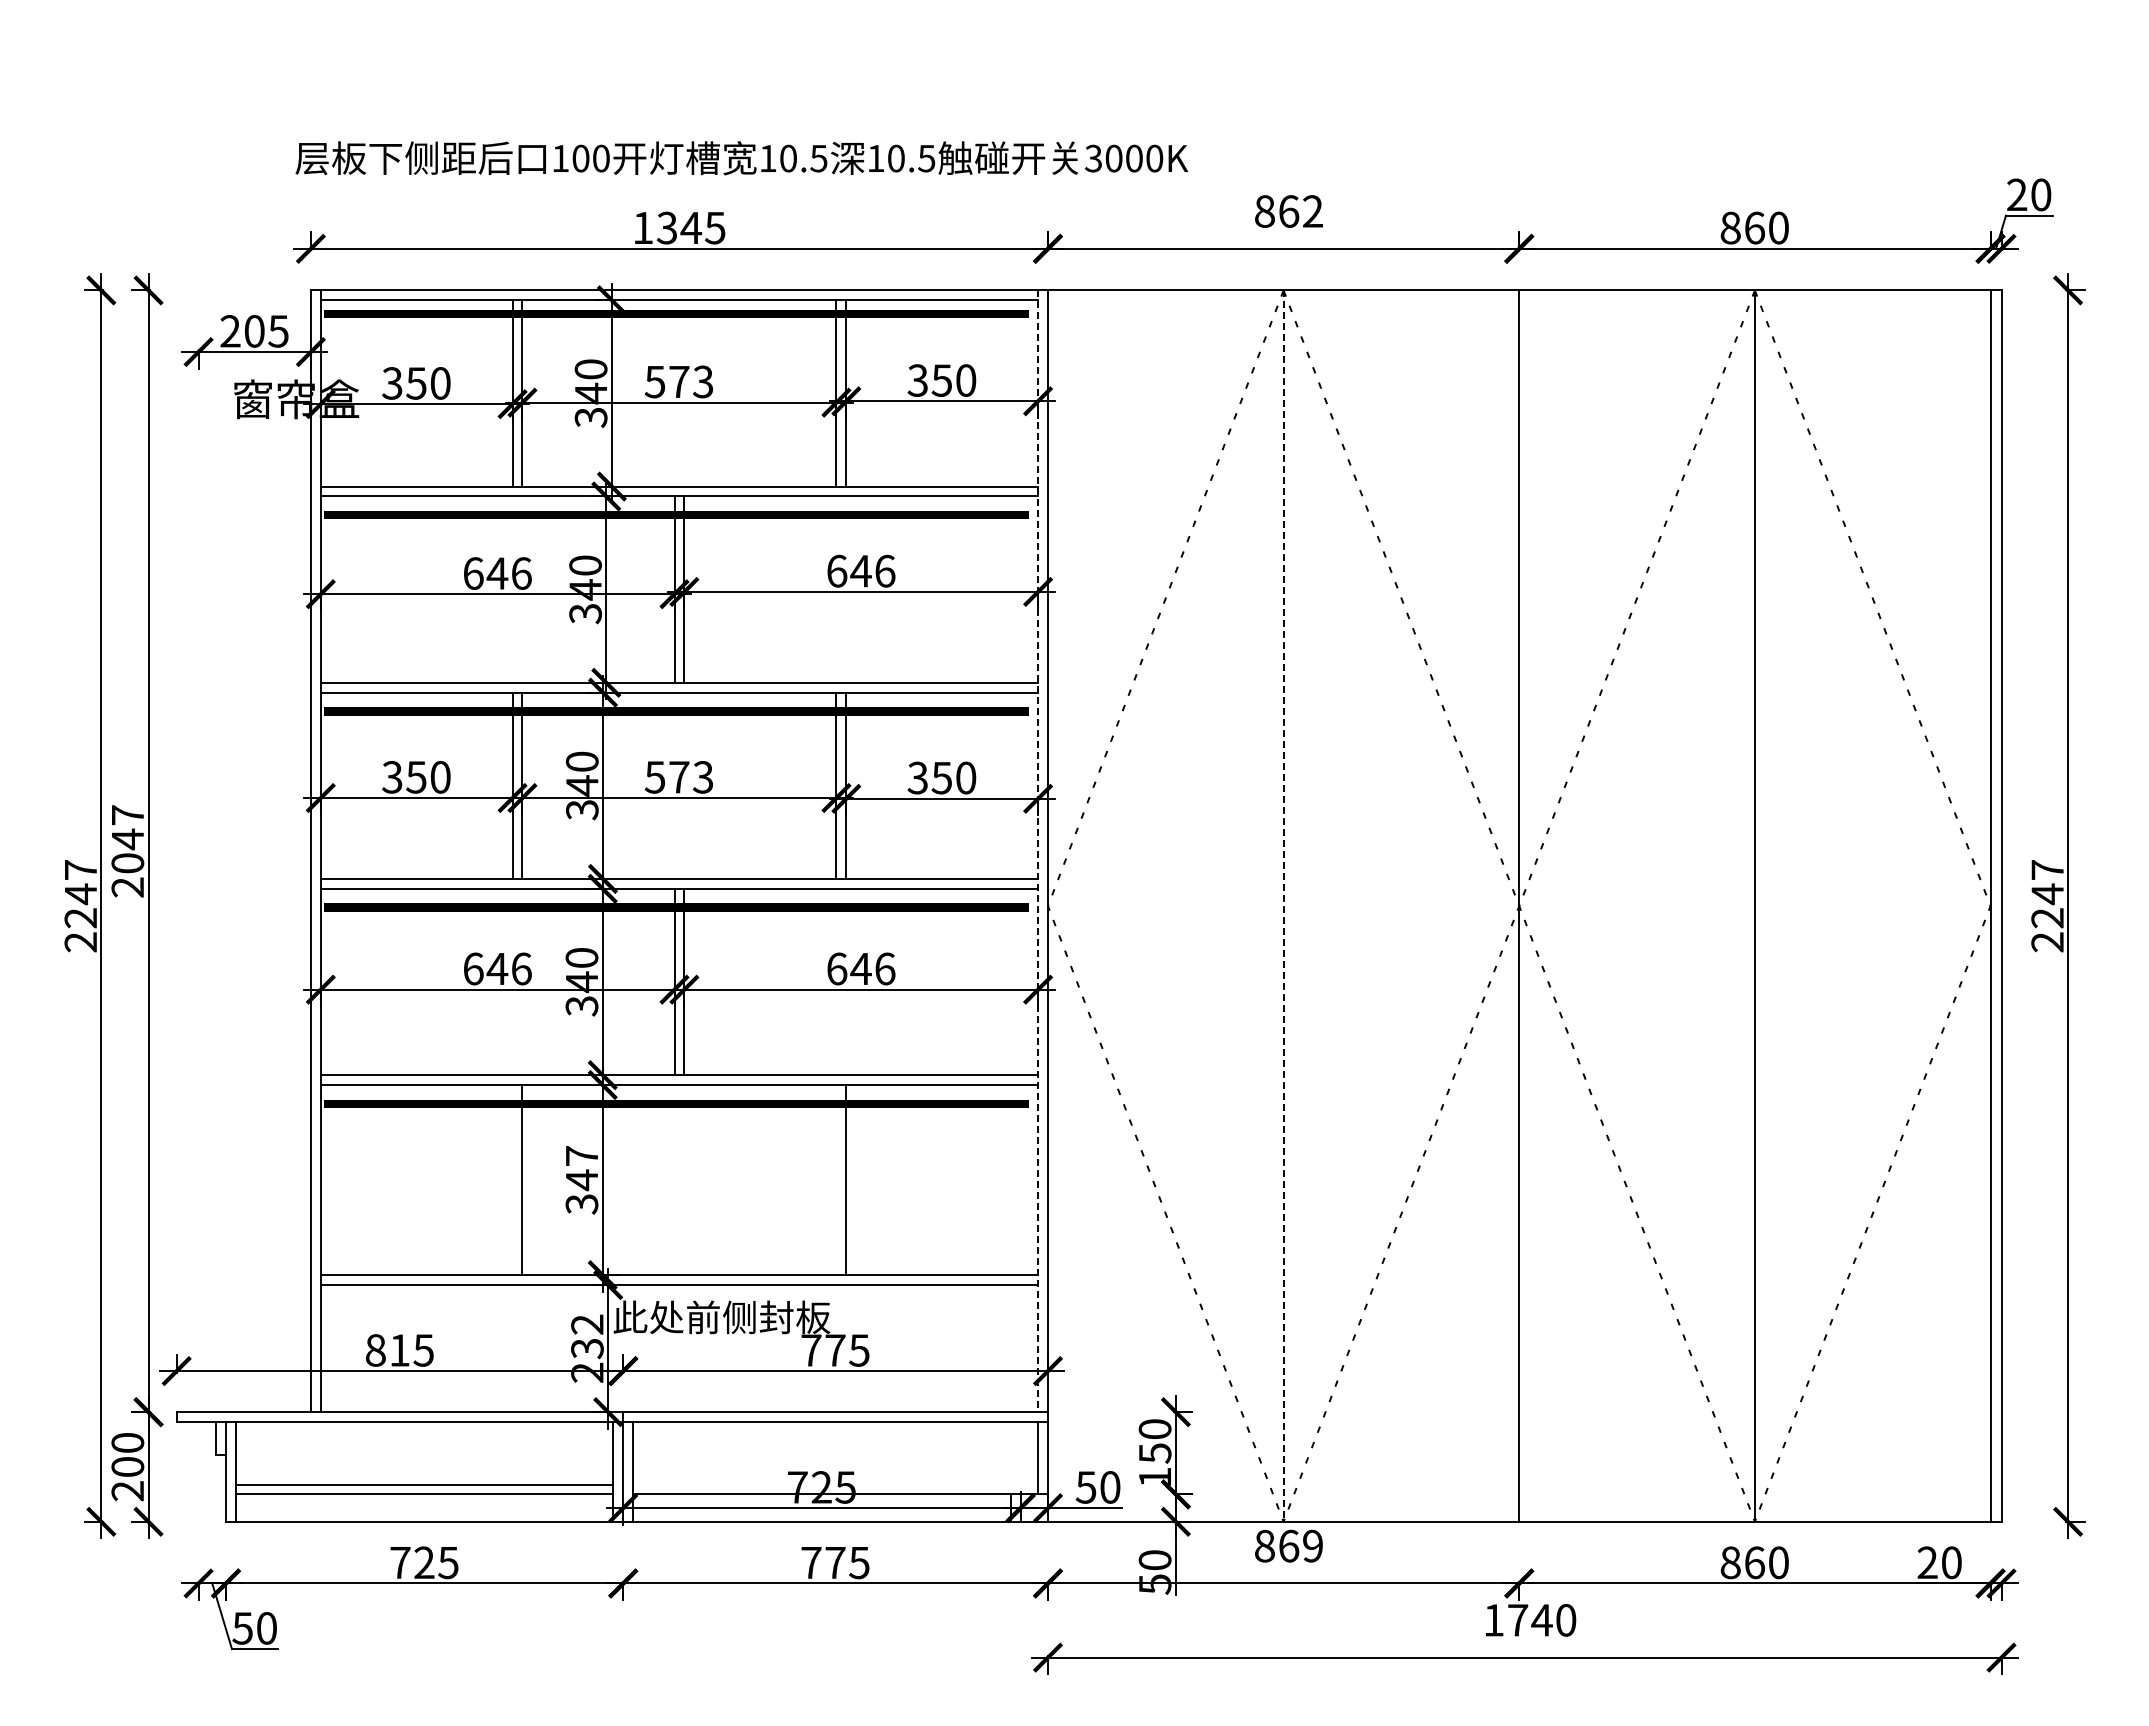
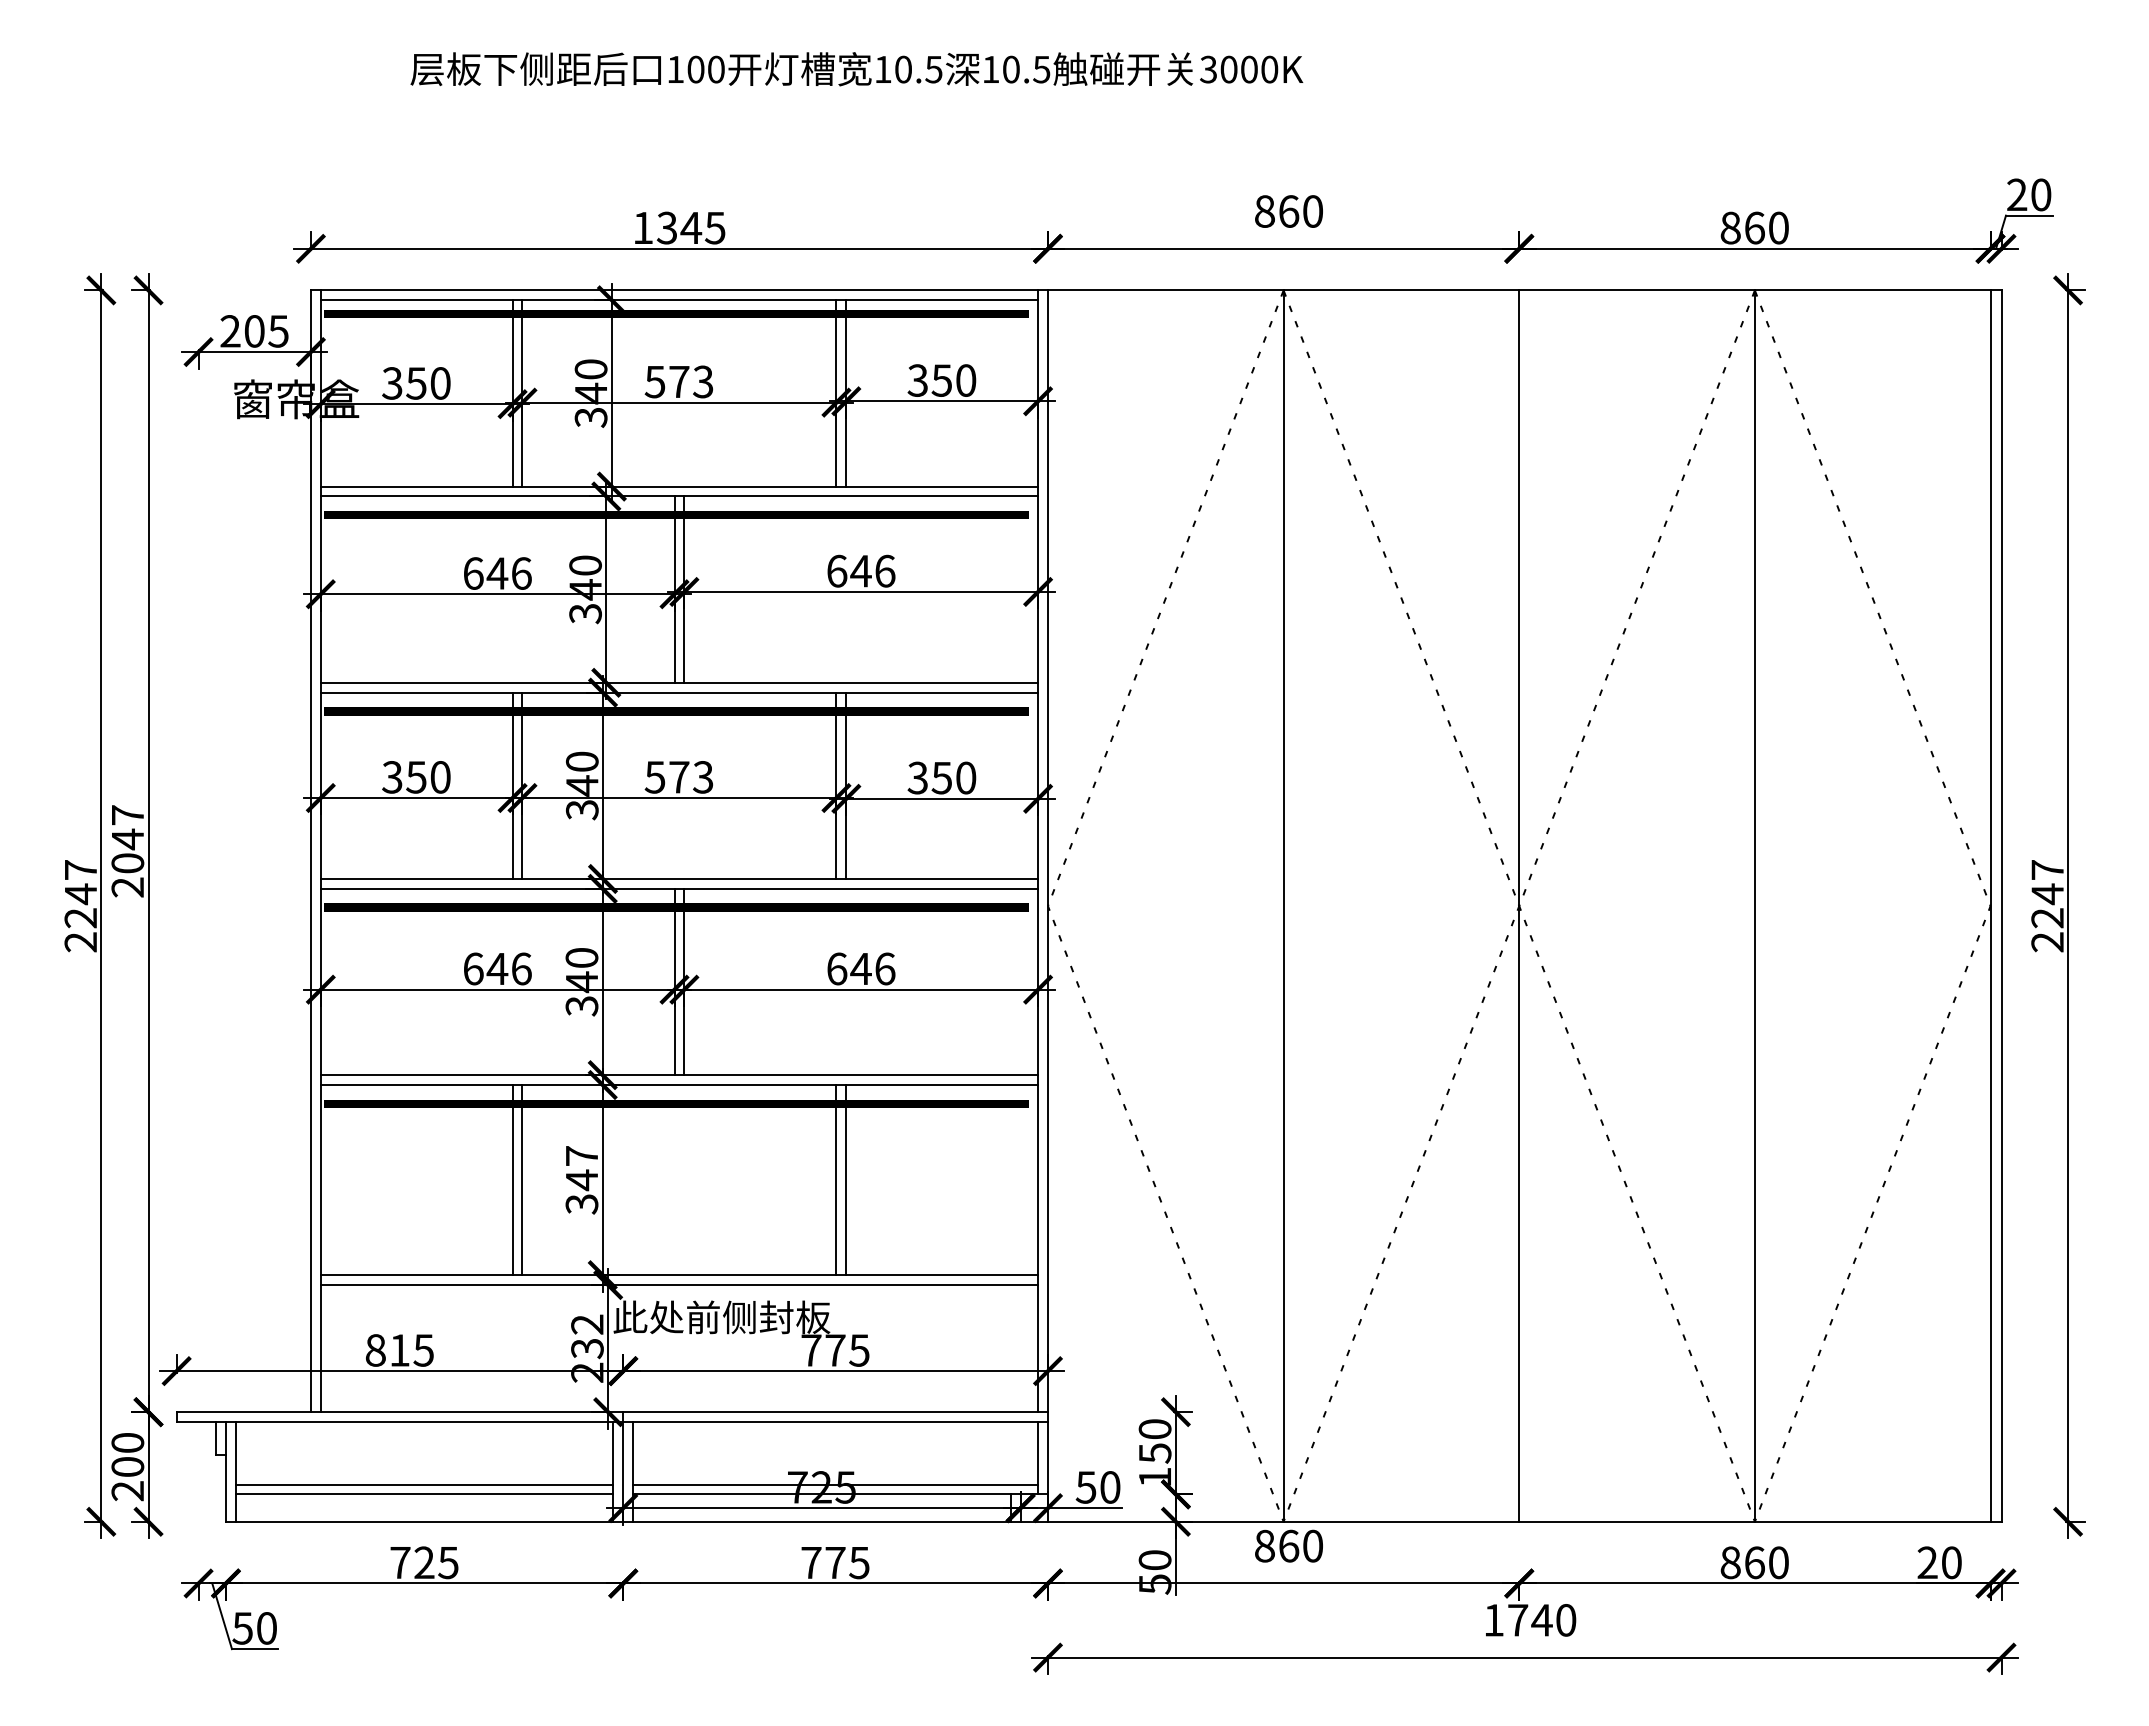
text position: (741, 158) -> (856, 69) (856, 69)
text: 862 -> 860 (1312, 211)
line: dashed -> solid (1038, 851)
line: dashed -> solid (1283, 906)
line: none -> present (512, 1180)
line: none -> present (836, 1180)
line: none -> present (835, 1484)
text: 869 -> 860 (1312, 1545)
